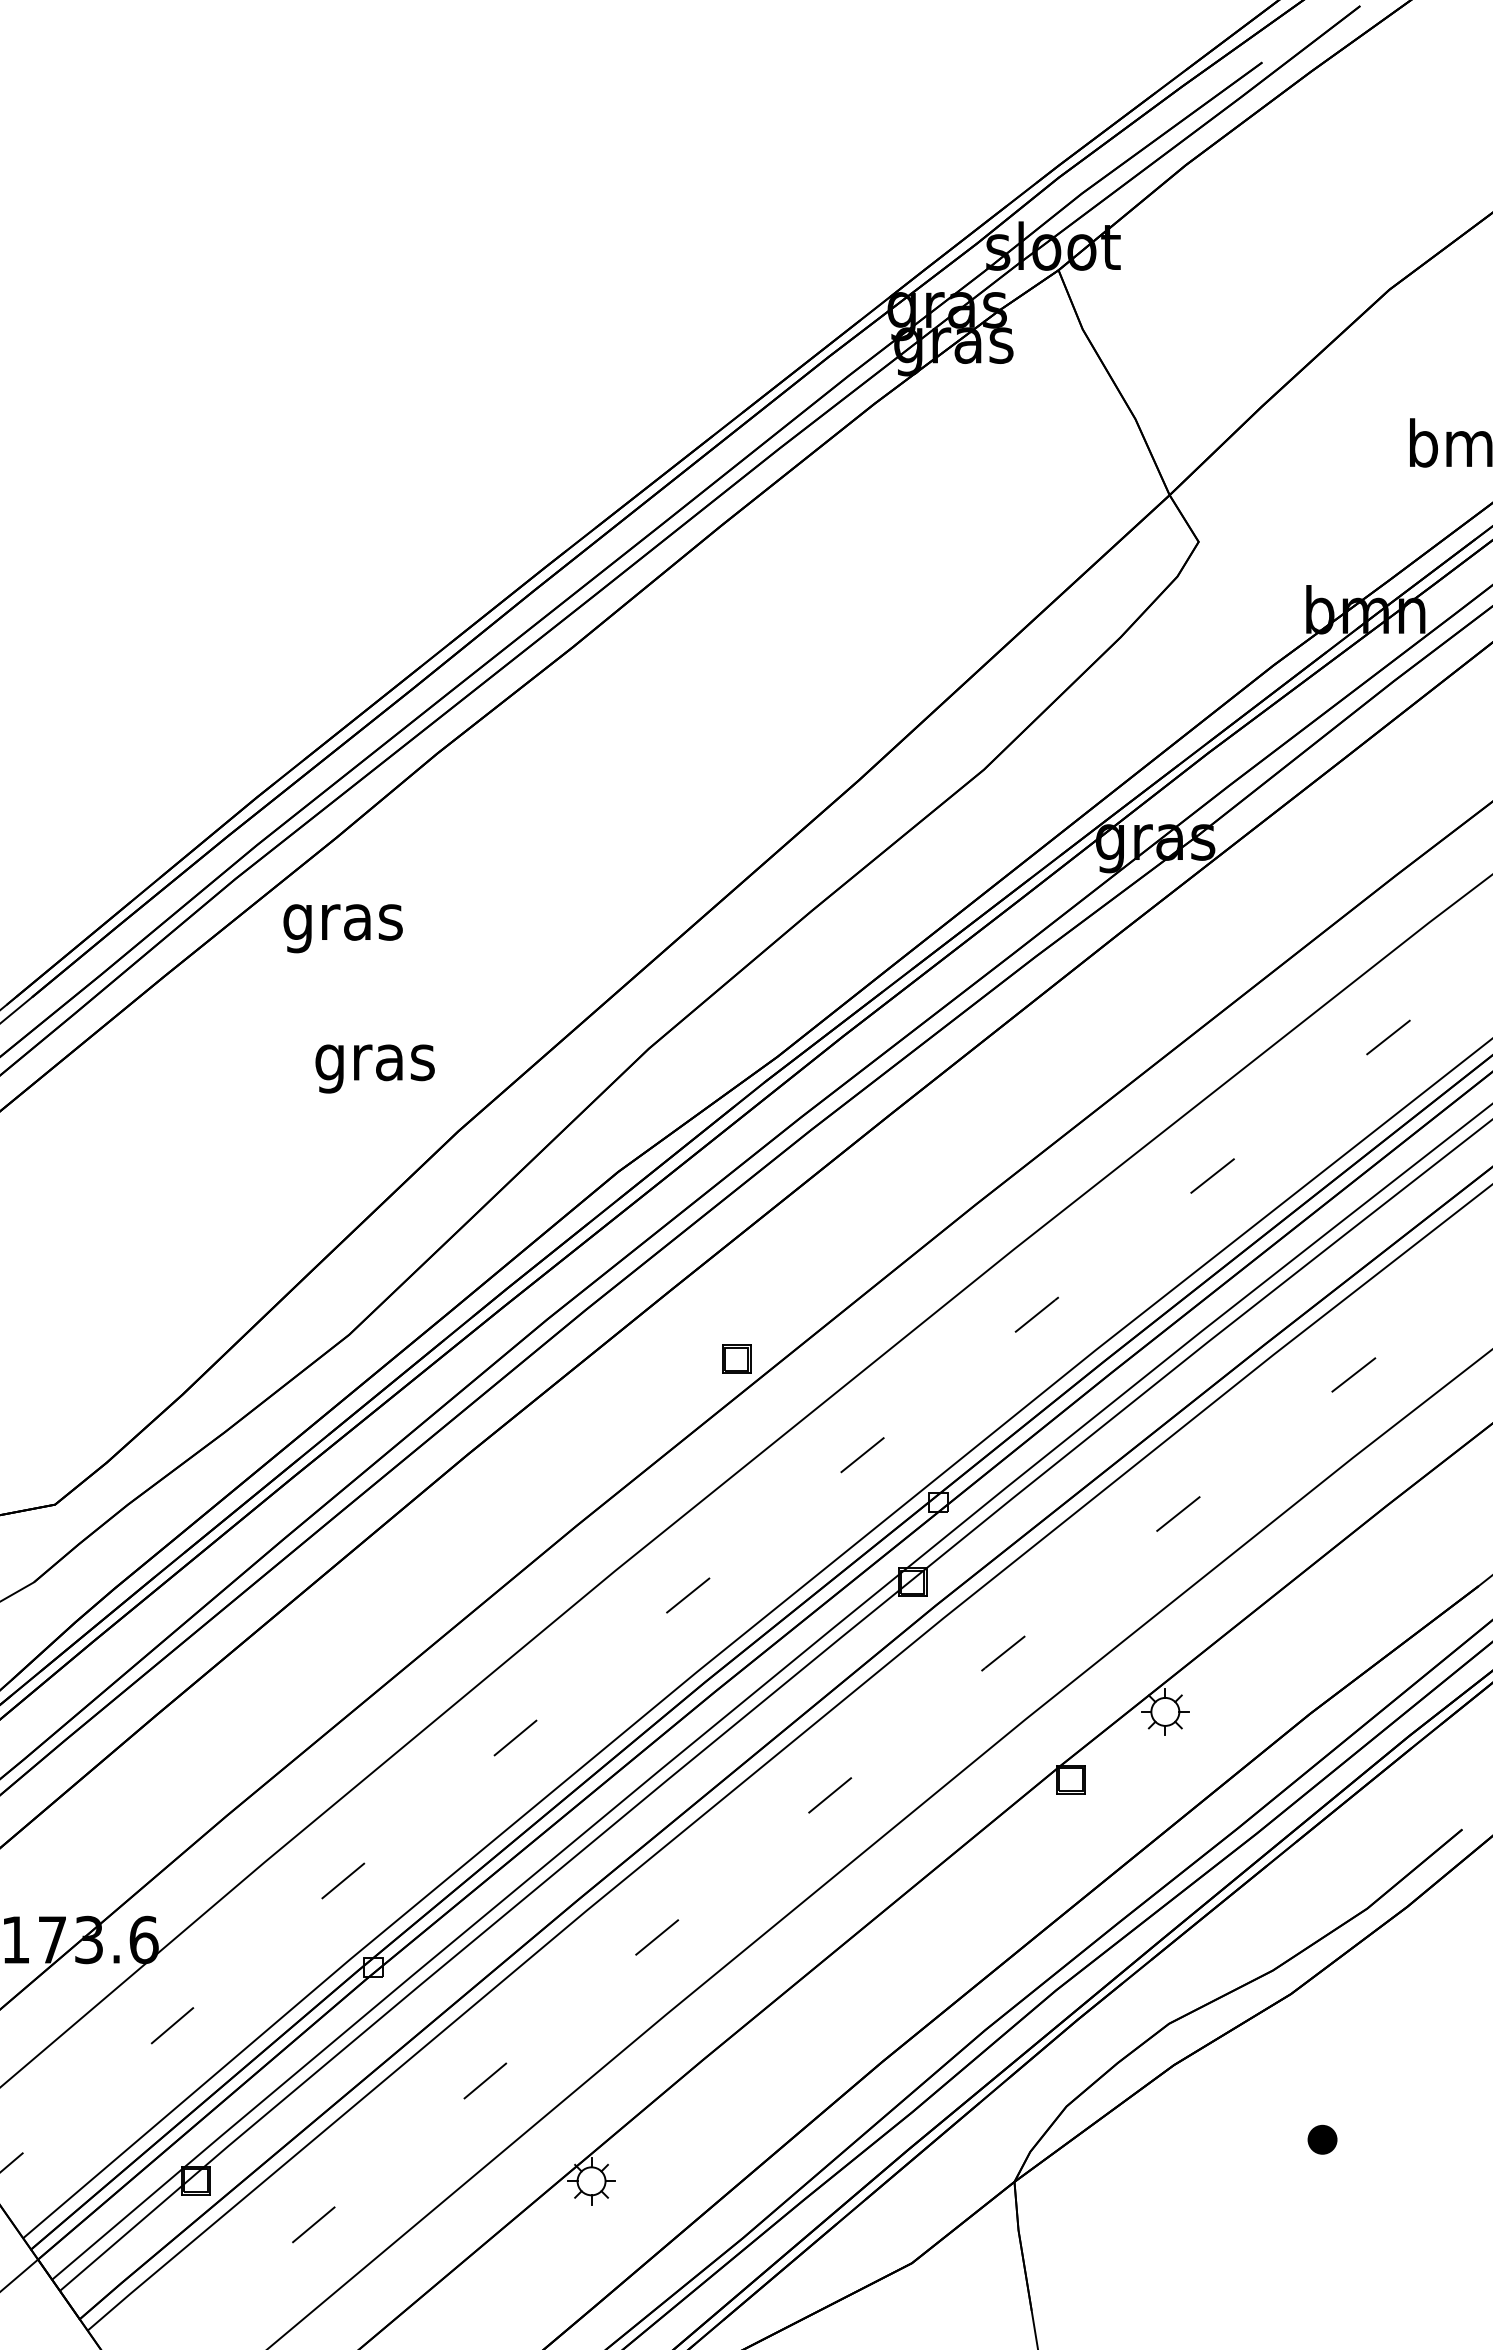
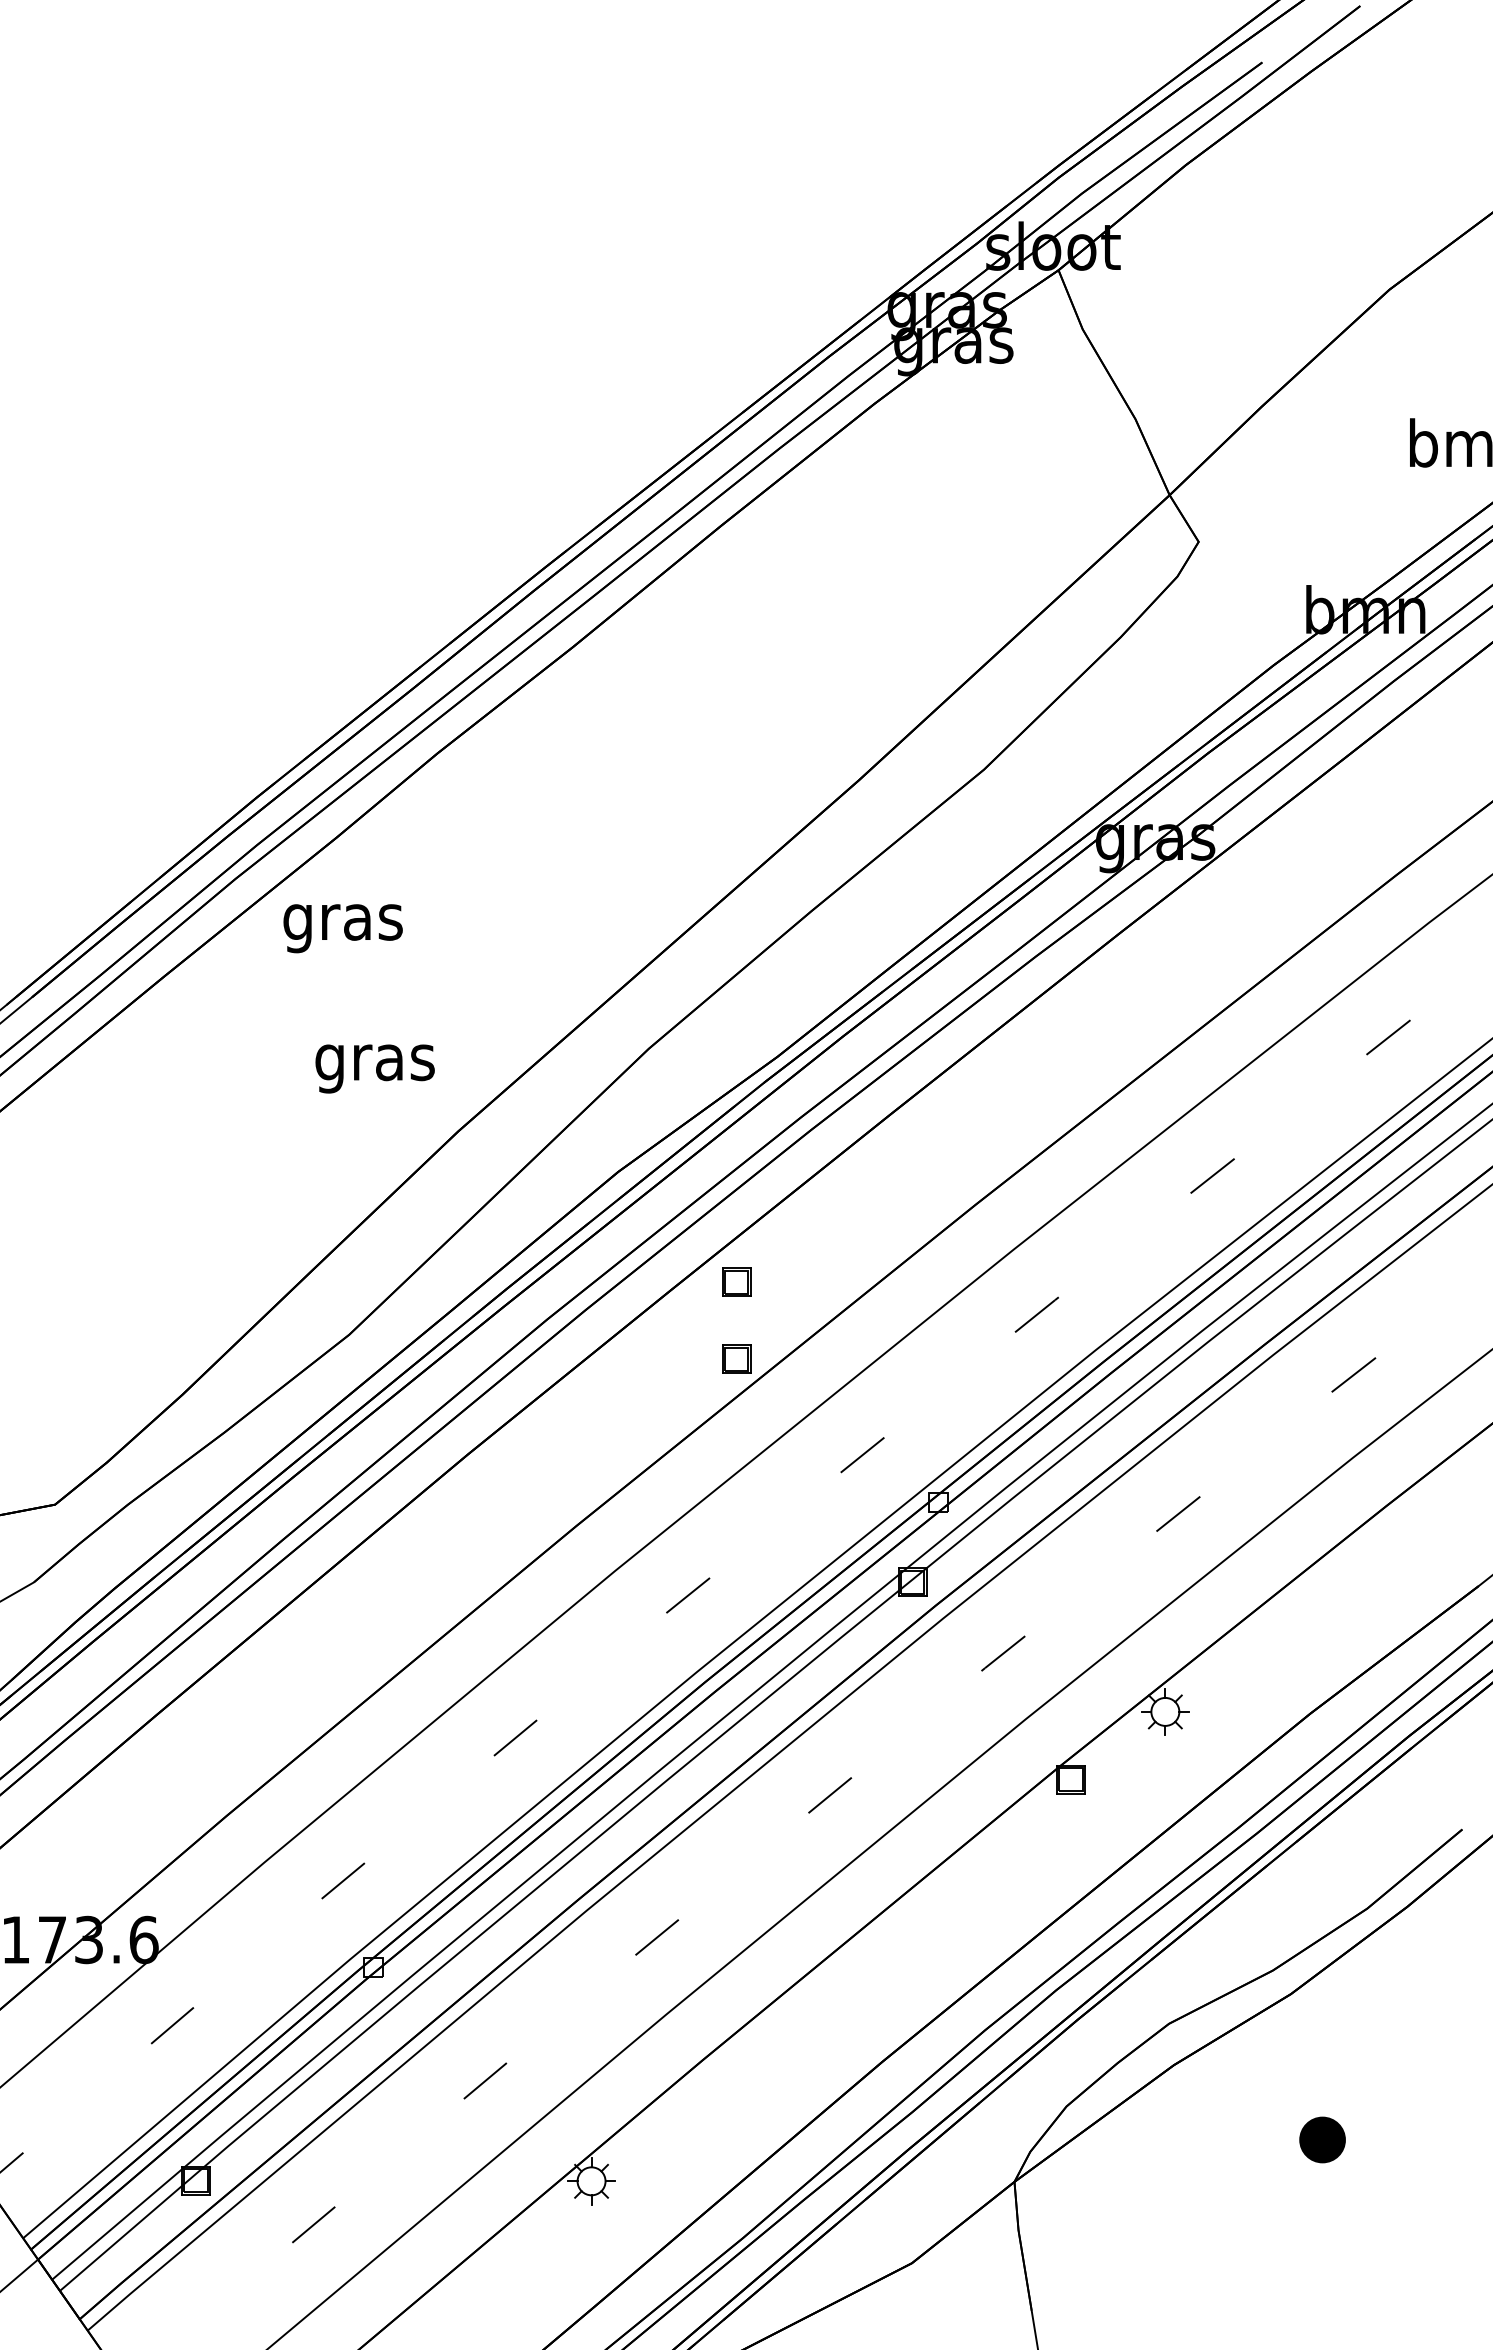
part: none -> present (736, 1281)
part size: 31x31 px -> 47x48 px (1322, 2139)
